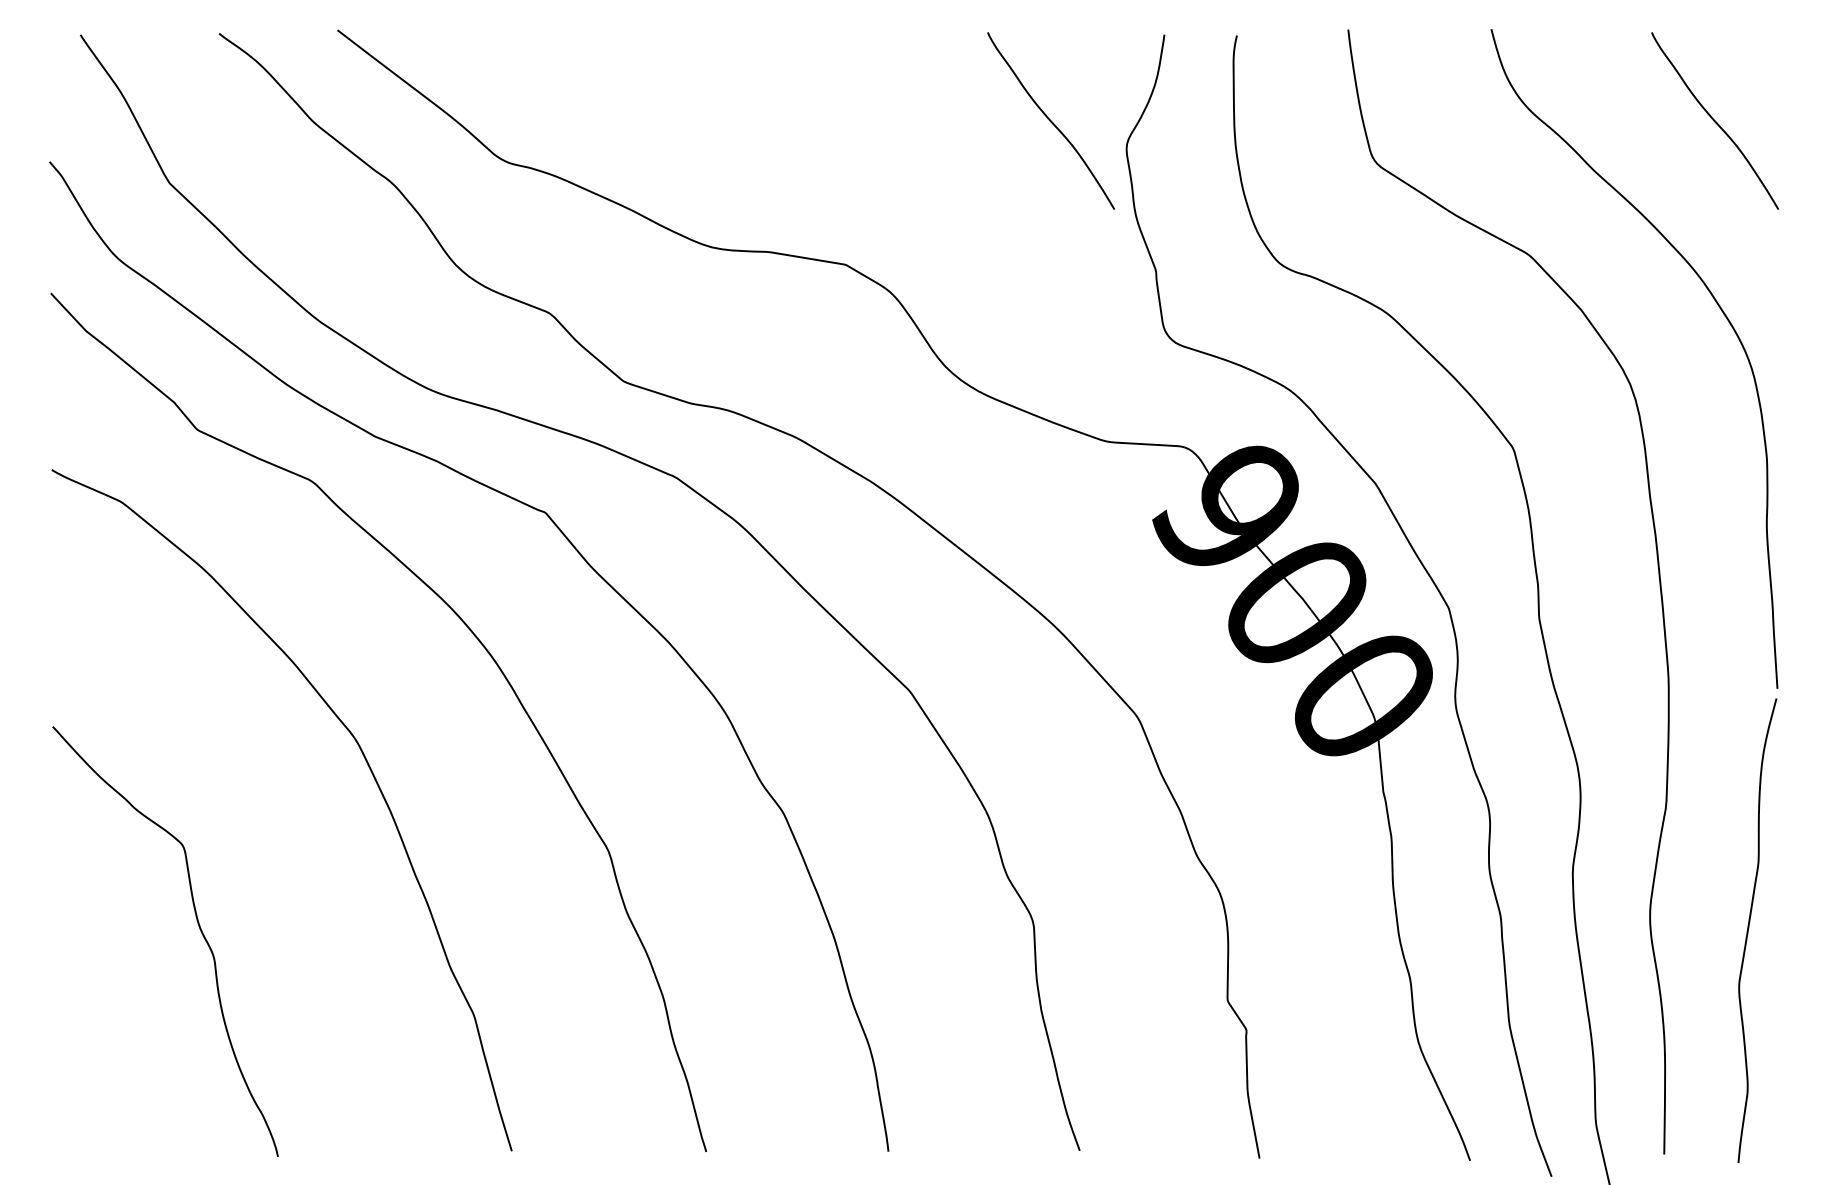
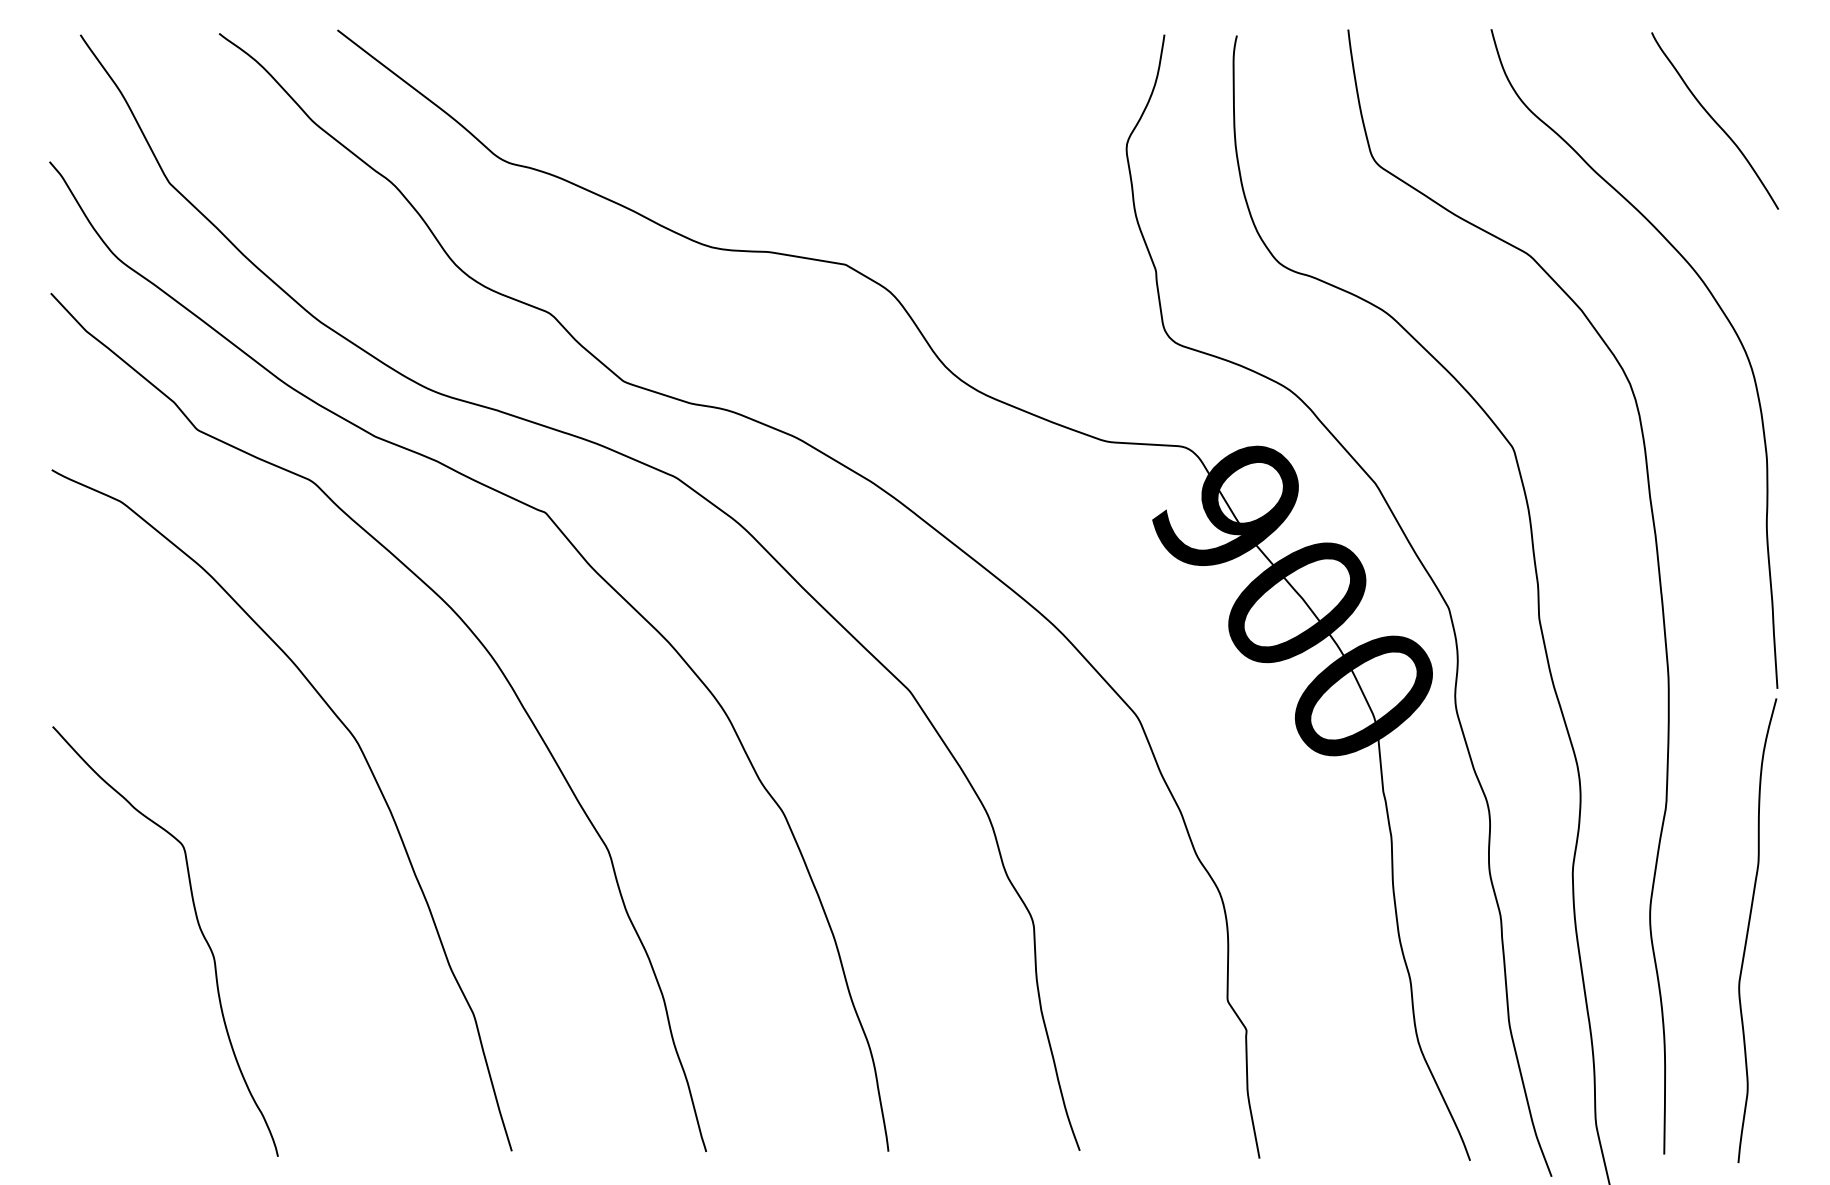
curve: present -> none (1050, 120)
